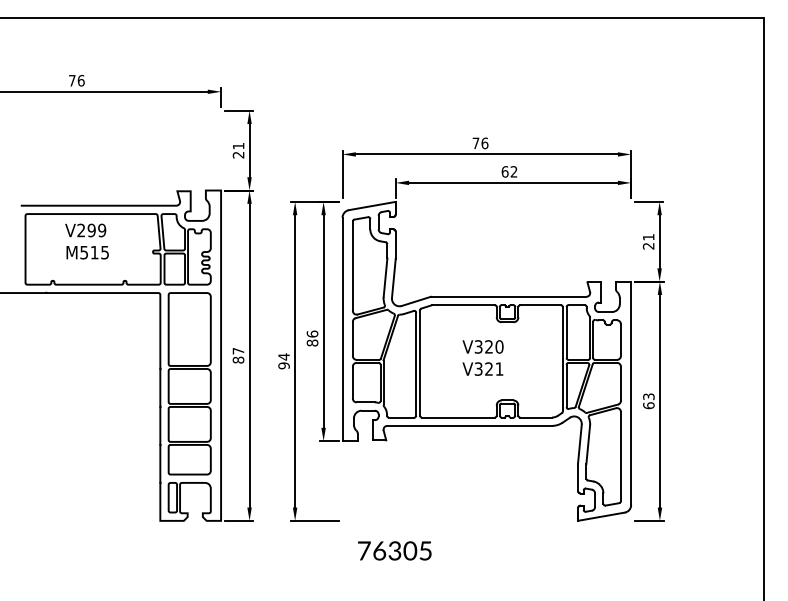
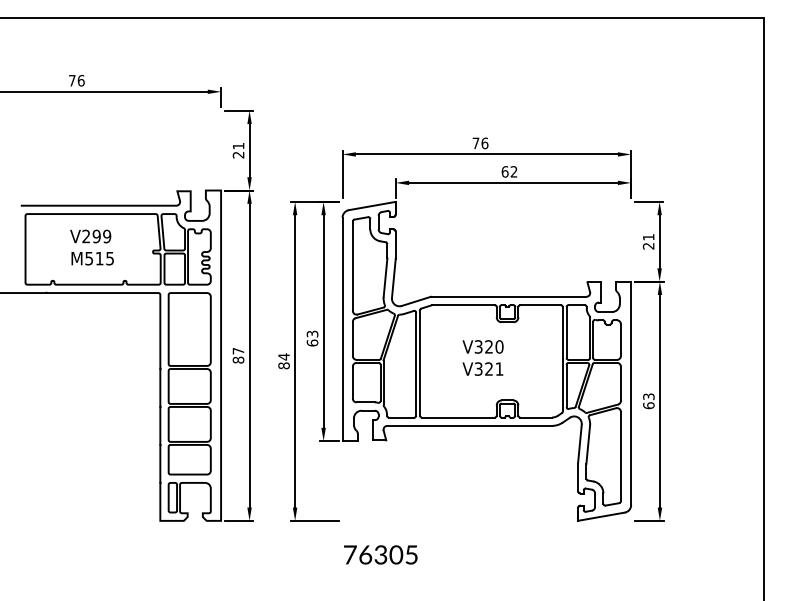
text position: (86, 241) -> (91, 247) (91, 247)
text: 86 -> 63 (312, 338)
text: 94 -> 84 (283, 365)
text position: (394, 550) -> (380, 554) (380, 554)
